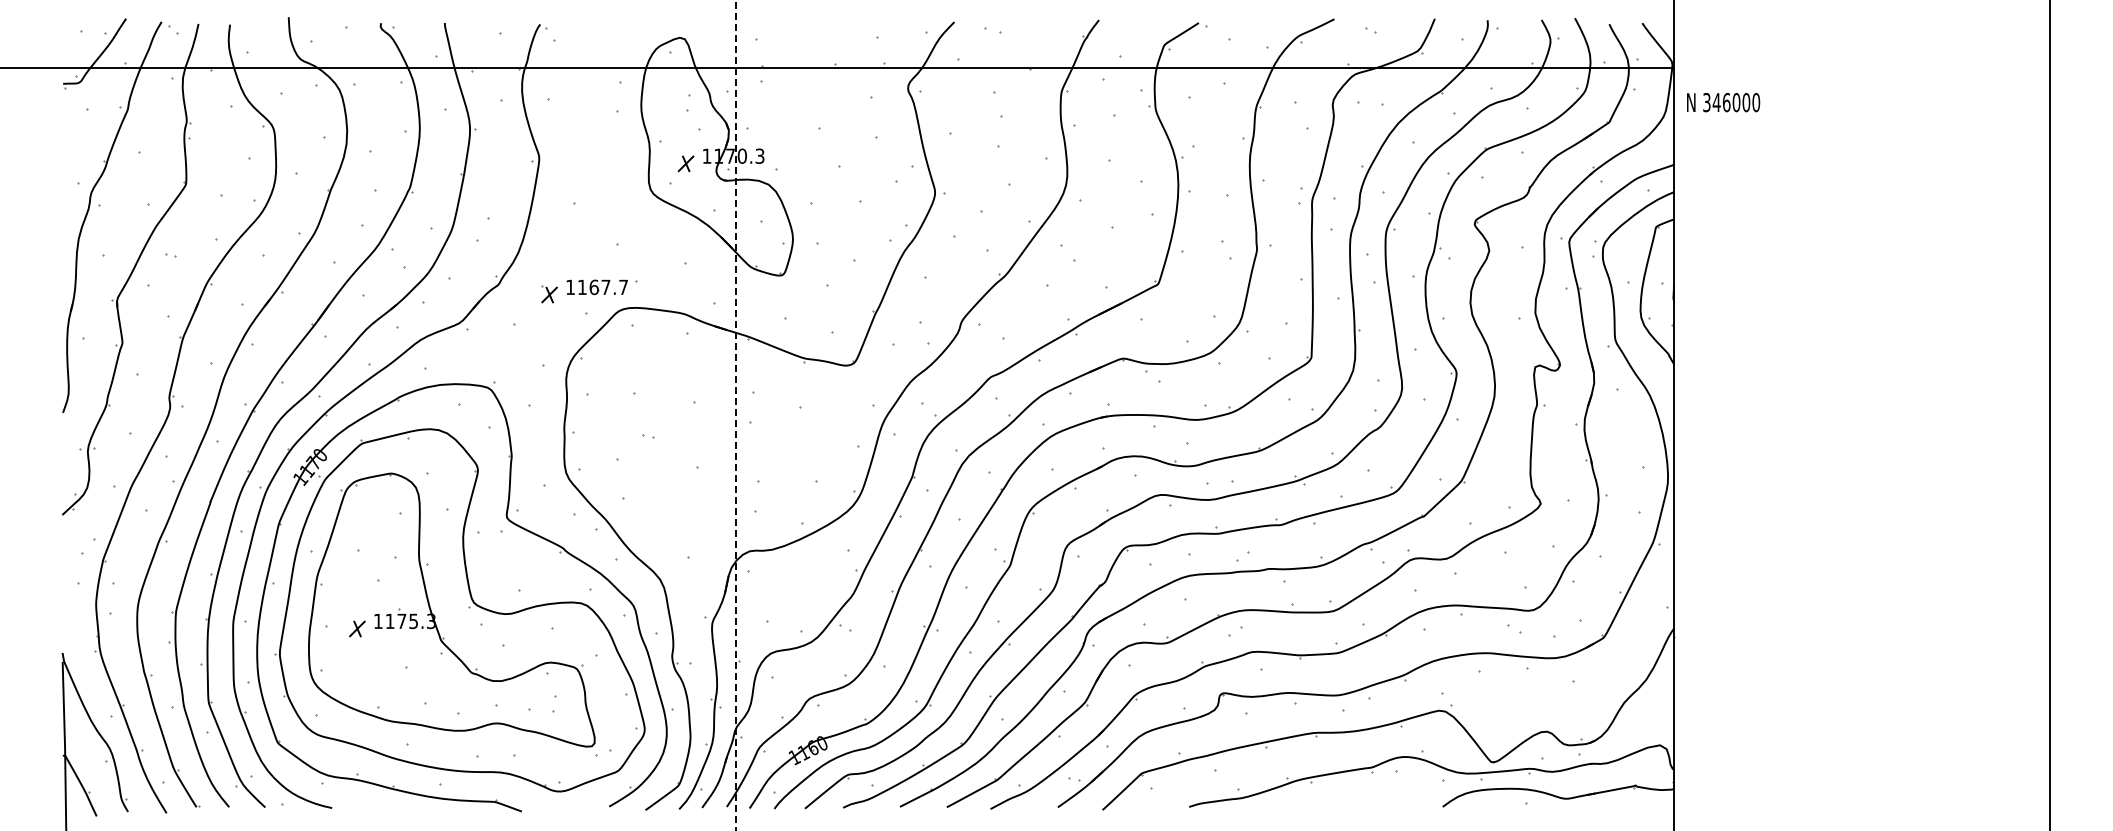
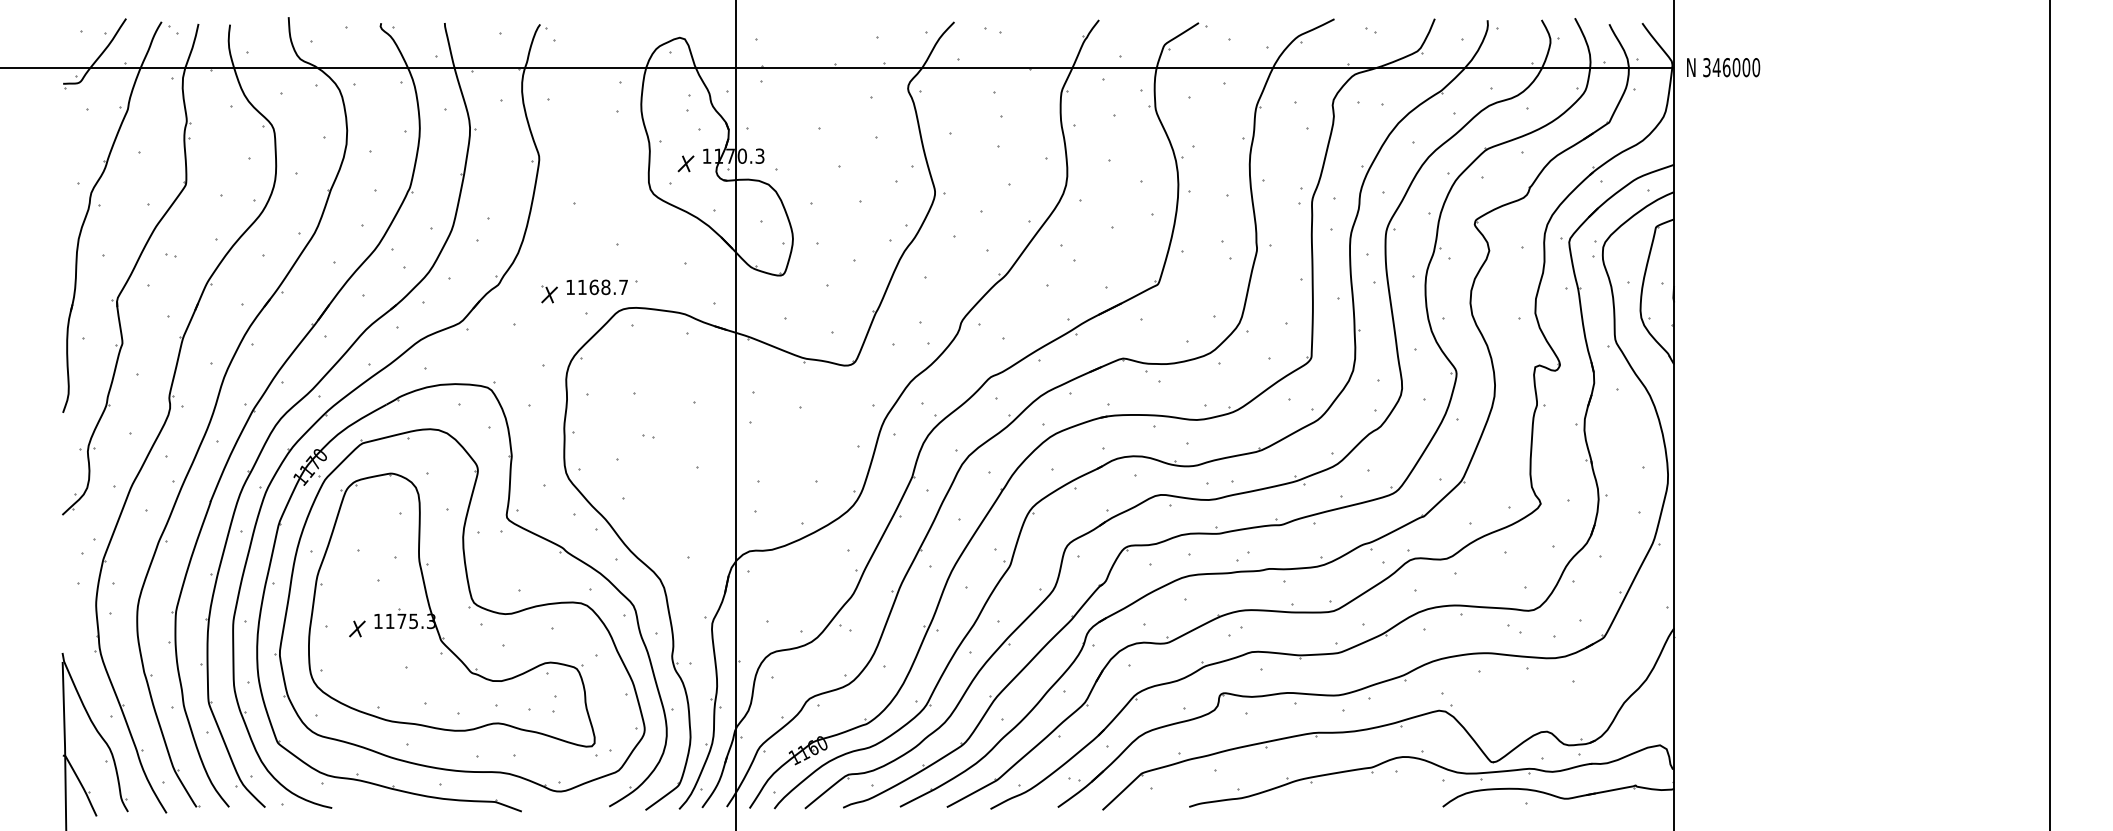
text position: (1723, 102) -> (1723, 67) (1723, 67)
text: 1167.7 -> 1168.7 (605, 287)
line: dashed -> solid (735, 415)
